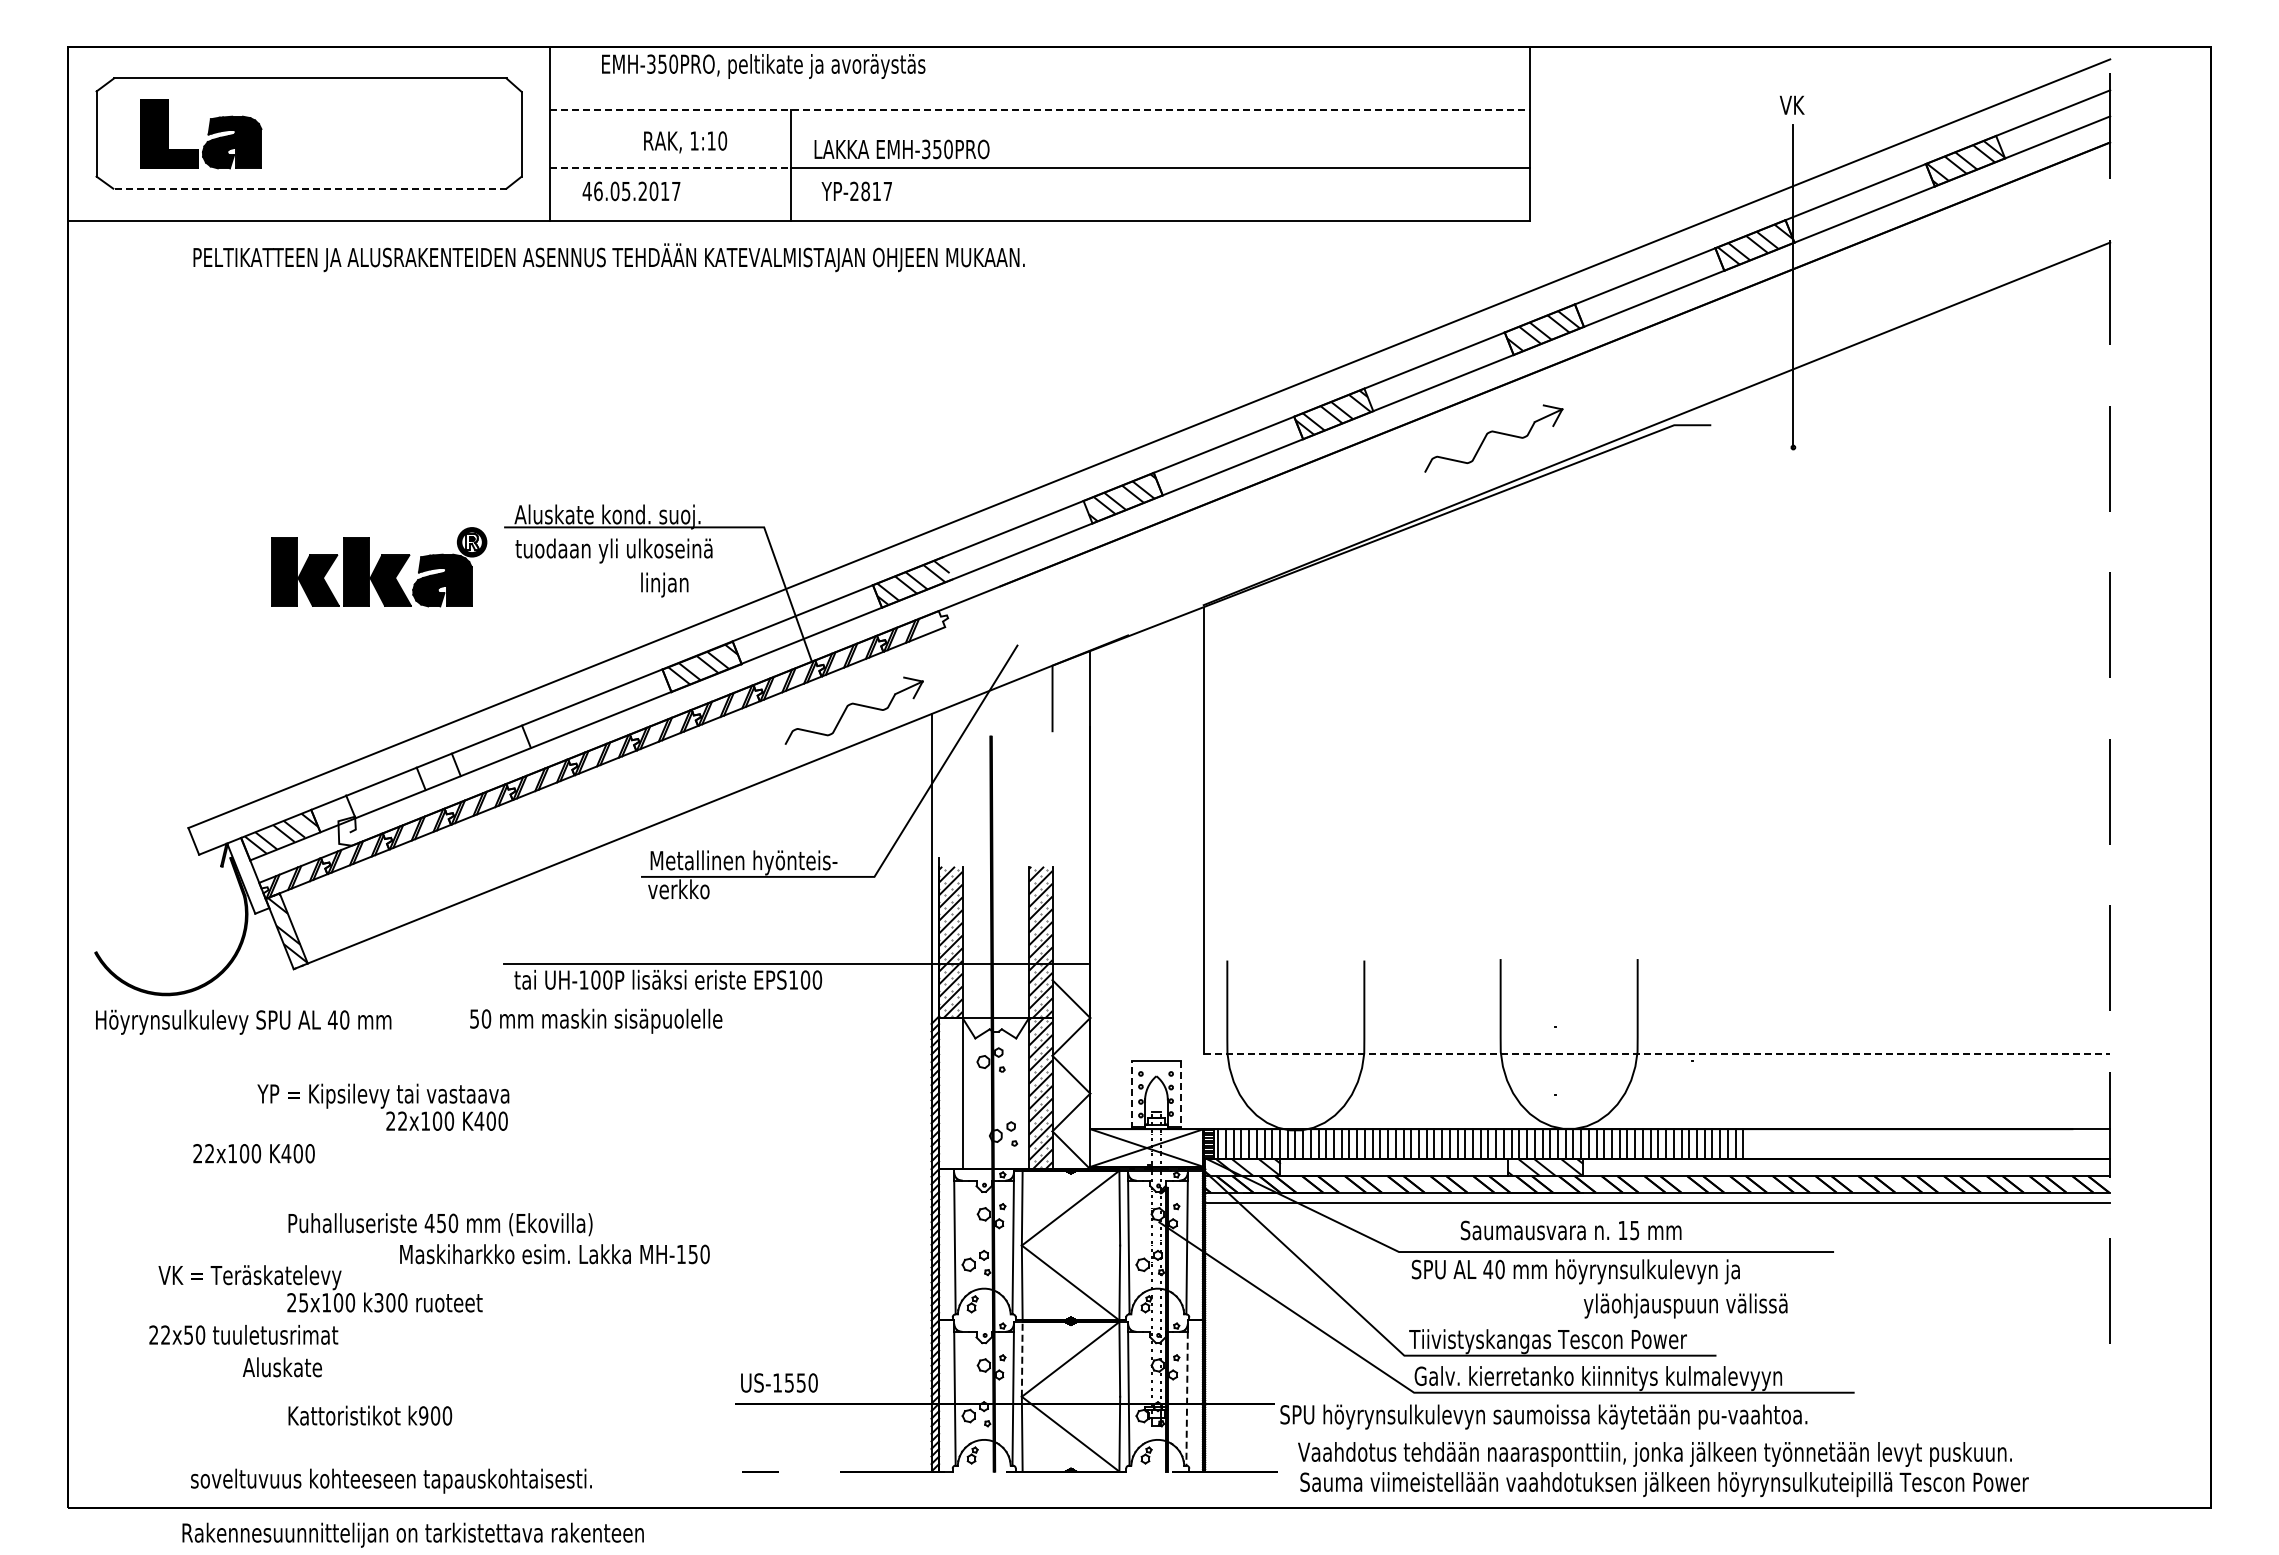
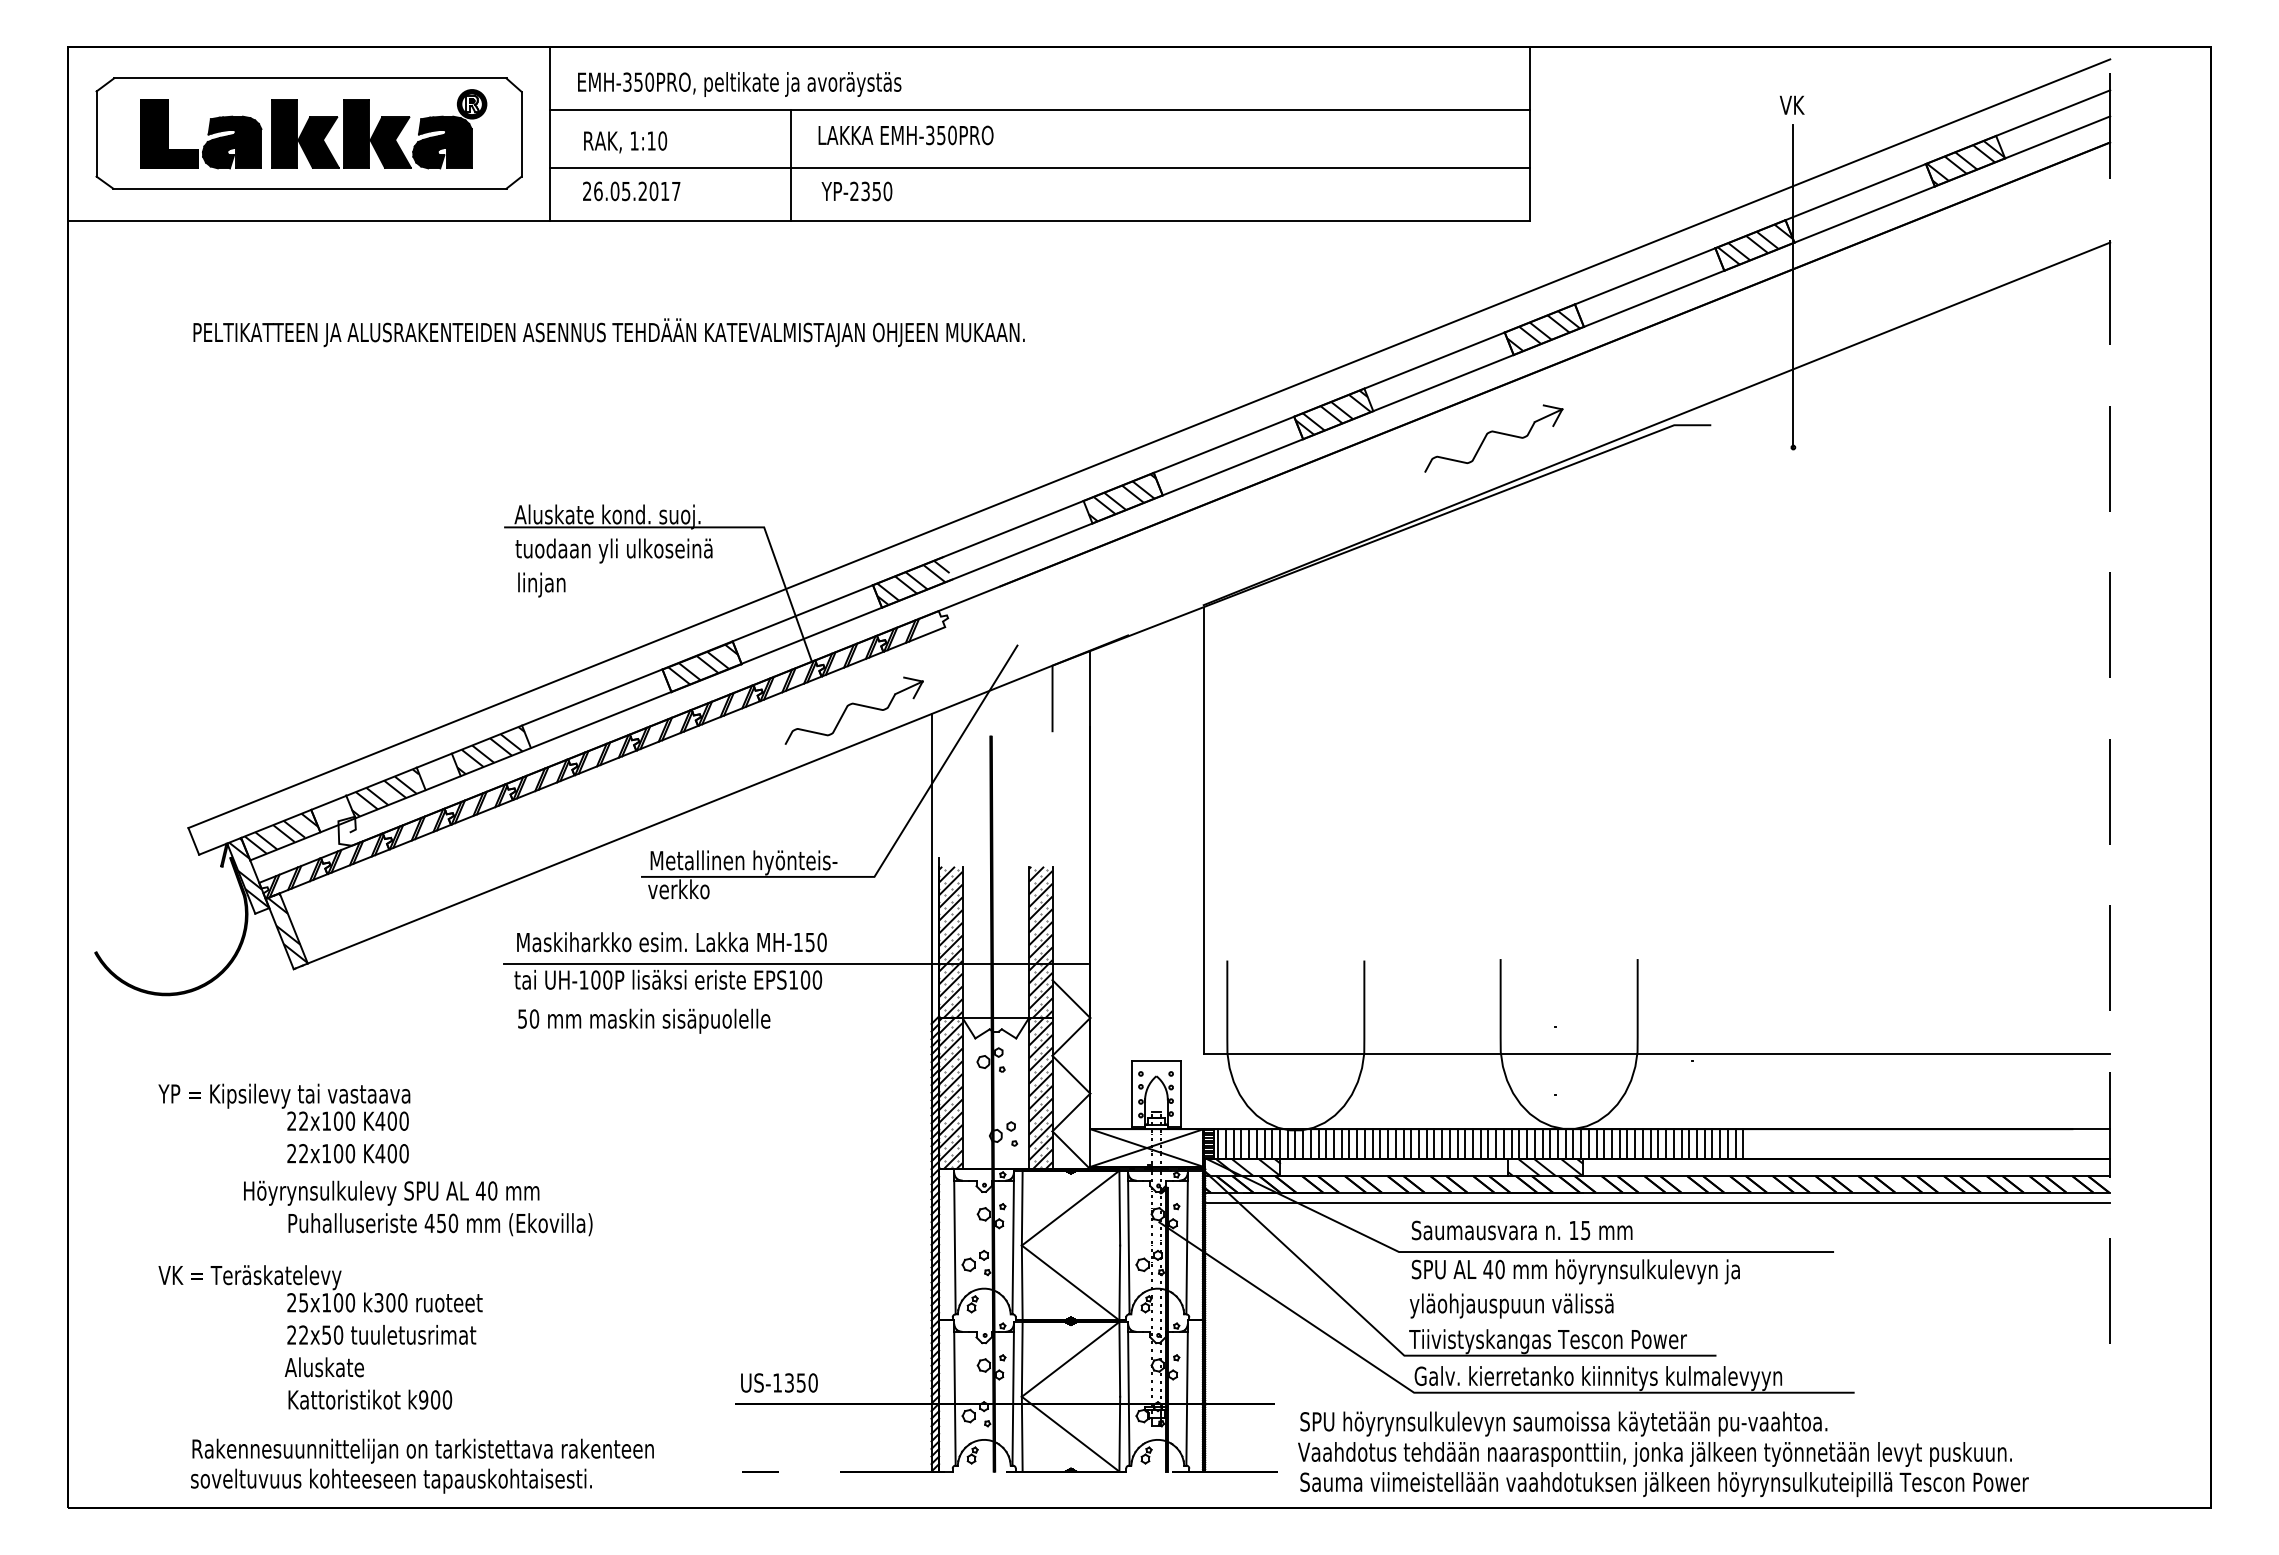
text position: (763, 66) -> (739, 84) (739, 84)
line: dashed -> solid (1039, 109)
text position: (685, 142) -> (625, 142) (625, 142)
text position: (901, 149) -> (905, 135) (905, 135)
line: dashed -> solid (670, 167)
line: dashed -> solid (309, 188)
text: 46.05.2017 -> 26.05.2017 (586, 190)
text: YP-2817 -> YP-2350 (876, 191)
text position: (608, 257) -> (608, 332) (608, 332)
part position: (379, 567) -> (379, 129) (379, 129)
text position: (664, 584) -> (541, 584) (541, 584)
hatch: none -> present (490, 750)
hatch: none -> present (384, 792)
hatch: none -> present (248, 872)
text position: (596, 1020) -> (644, 1020) (644, 1020)
text position: (243, 1021) -> (391, 1192) (391, 1192)
line: dashed -> solid (1657, 1053)
hatch: none -> present (950, 1093)
line: dashed -> solid (1131, 1094)
line: dashed -> solid (1181, 1095)
text position: (383, 1106) -> (284, 1106) (284, 1106)
text position: (253, 1153) -> (347, 1153) (347, 1153)
text position: (1570, 1230) -> (1521, 1230) (1521, 1230)
text position: (554, 1254) -> (671, 942) (671, 942)
text position: (1685, 1305) -> (1511, 1305) (1511, 1305)
text position: (243, 1334) -> (381, 1334) (381, 1334)
line: dashed -> solid (1022, 1358)
text position: (281, 1367) -> (323, 1367) (323, 1367)
text: US-1550 -> US-1350 (789, 1382)
line: dashed -> solid (1187, 1398)
text position: (370, 1415) -> (370, 1399) (370, 1399)
text position: (1543, 1416) -> (1563, 1423) (1563, 1423)
text position: (412, 1534) -> (422, 1450) (422, 1450)
